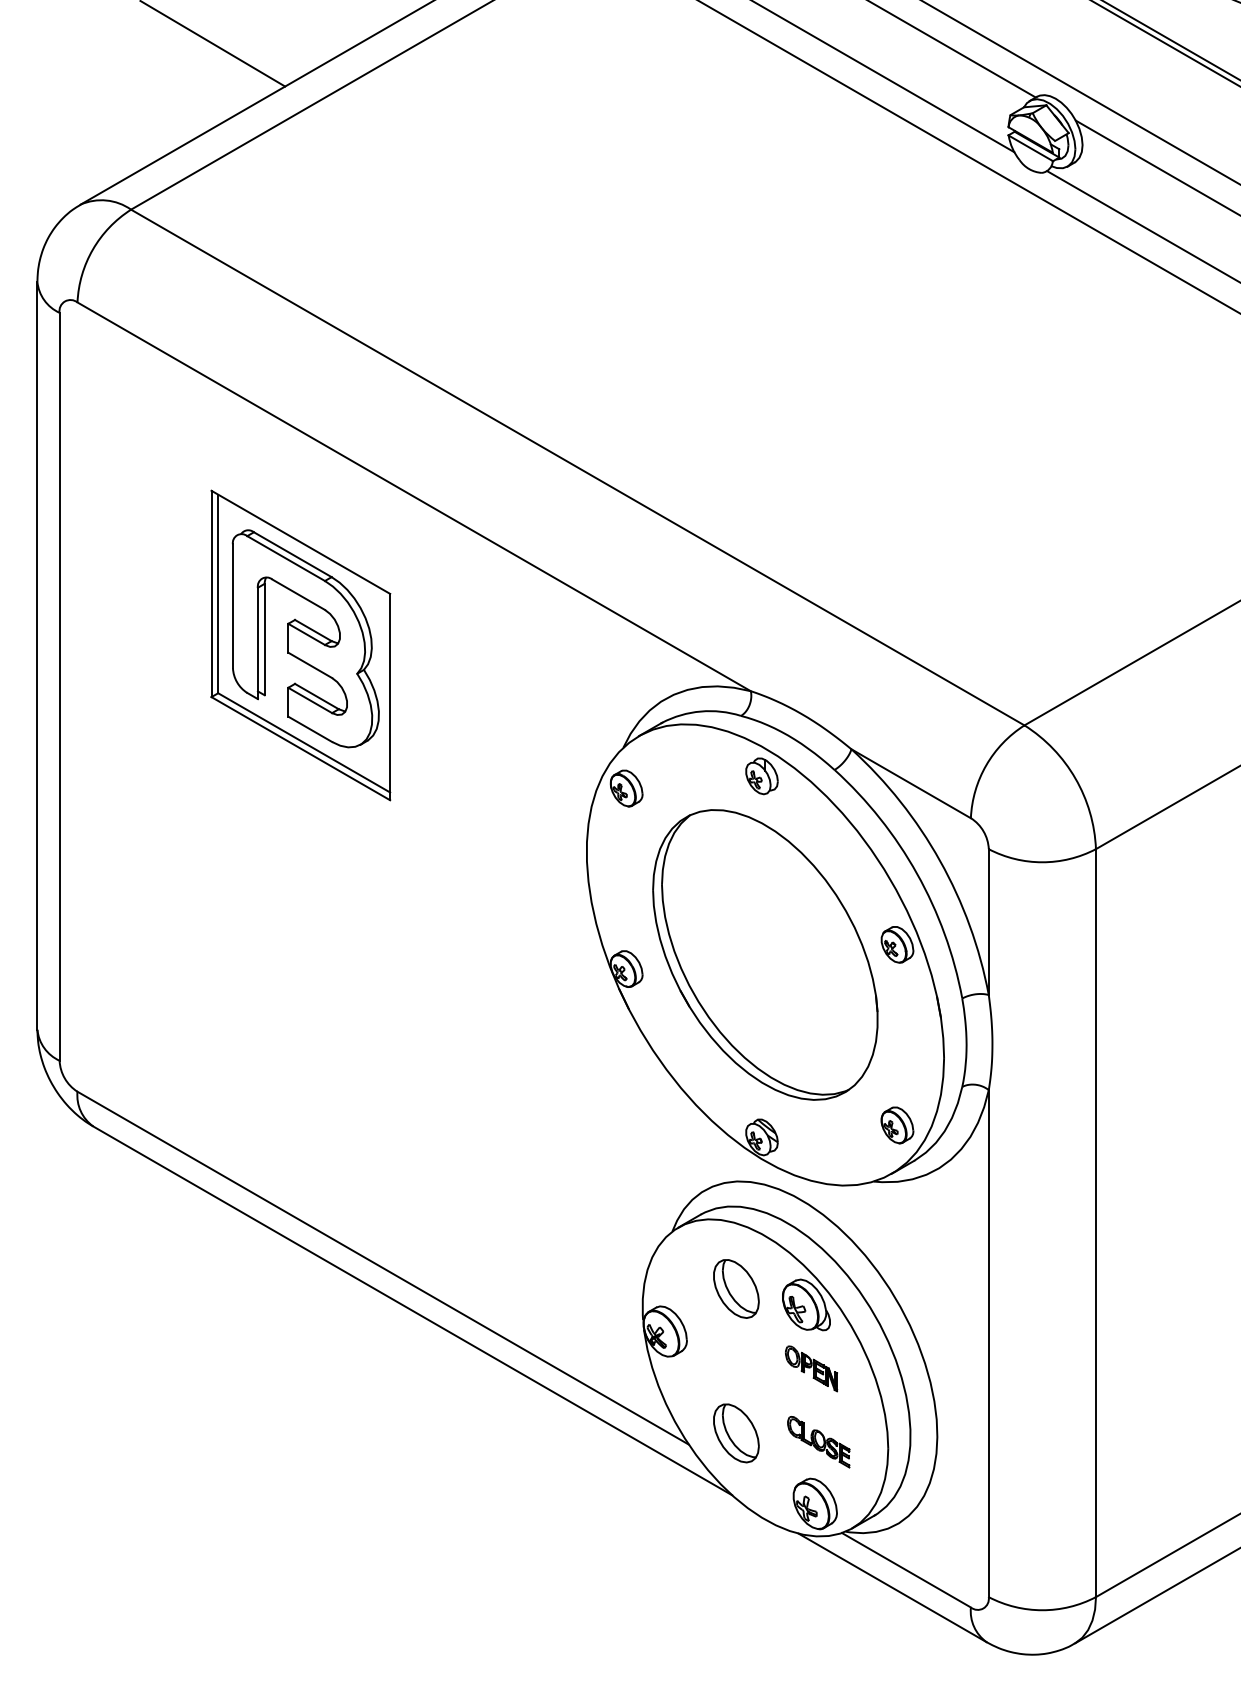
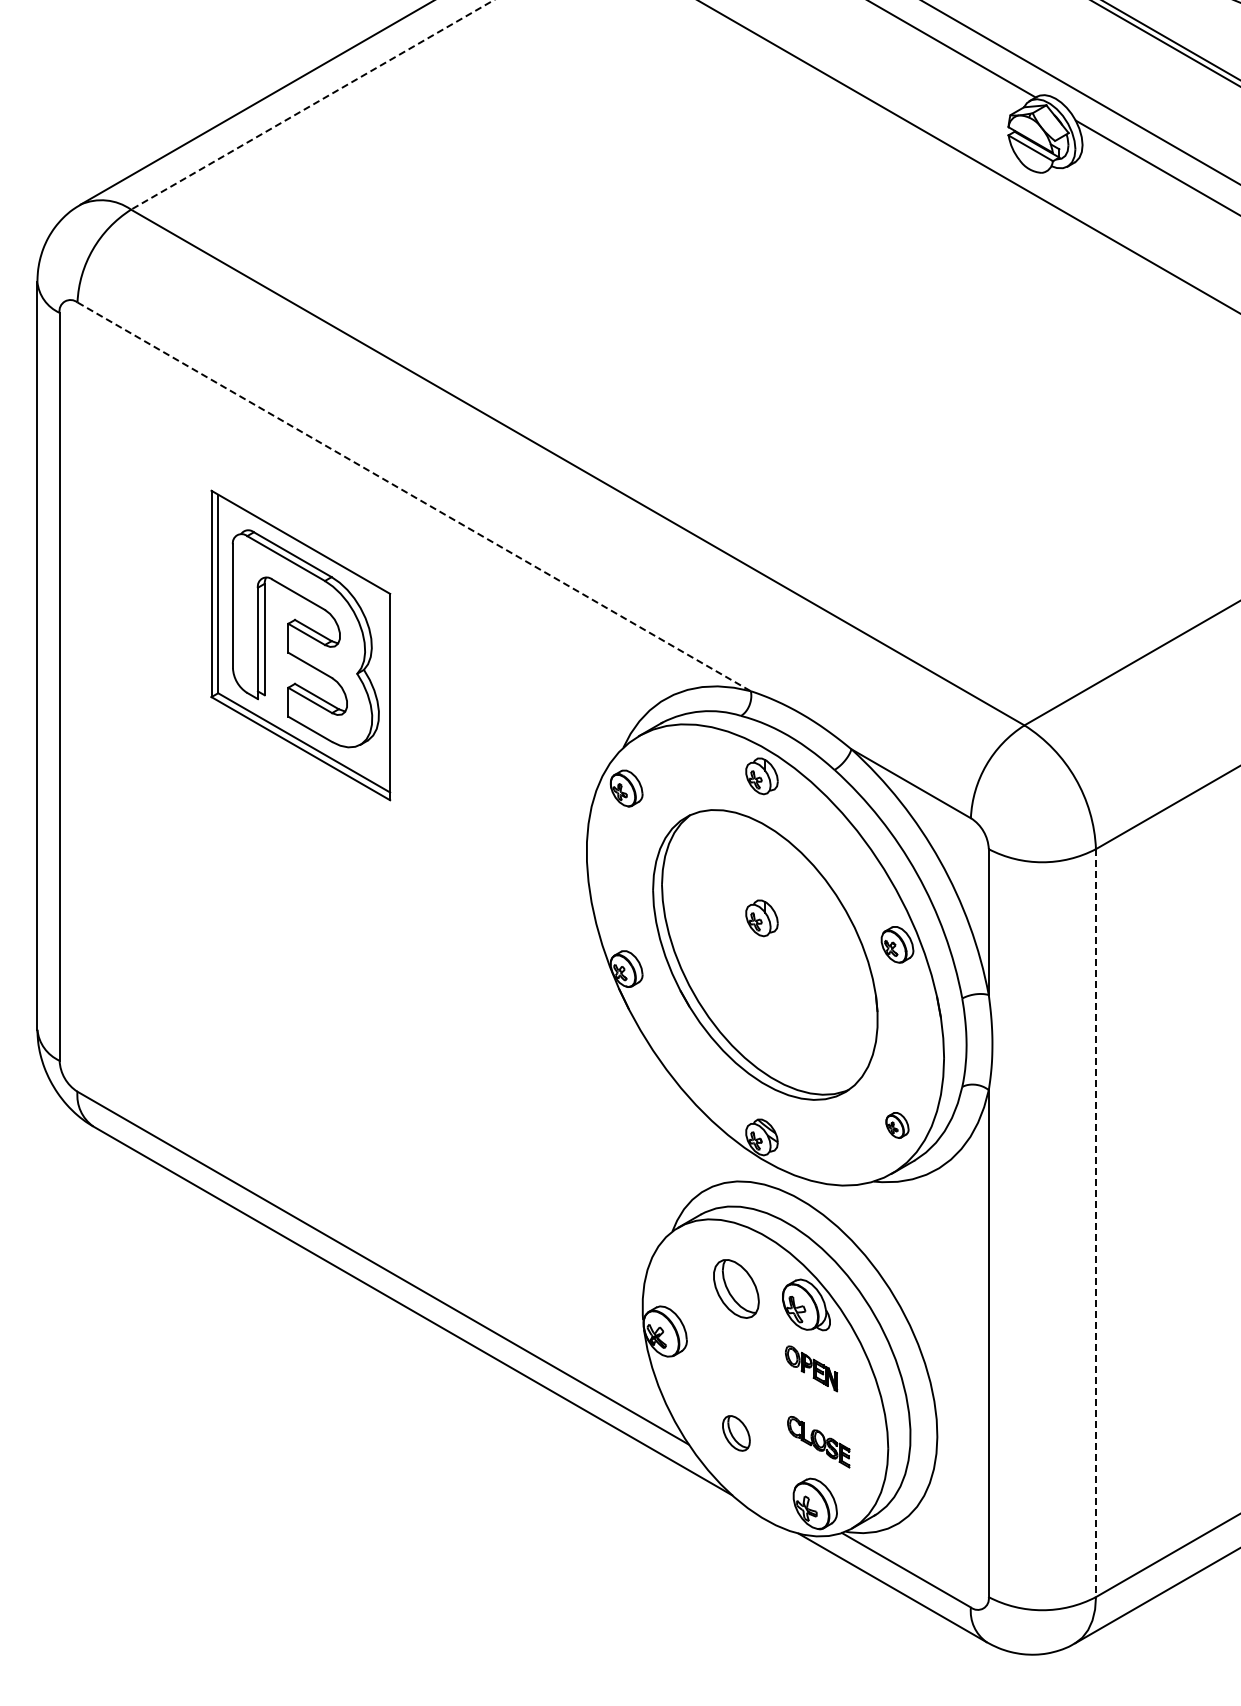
line: present -> none (214, 44)
line: present -> none (884, 77)
line: solid -> dashed (311, 105)
line: present -> none (1142, 226)
line: solid -> dashed (414, 496)
part: none -> present (761, 918)
part size: 35x39 px -> 25x27 px (897, 1125)
line: solid -> dashed (1095, 1223)
part size: 47x61 px -> 29x37 px (736, 1433)
